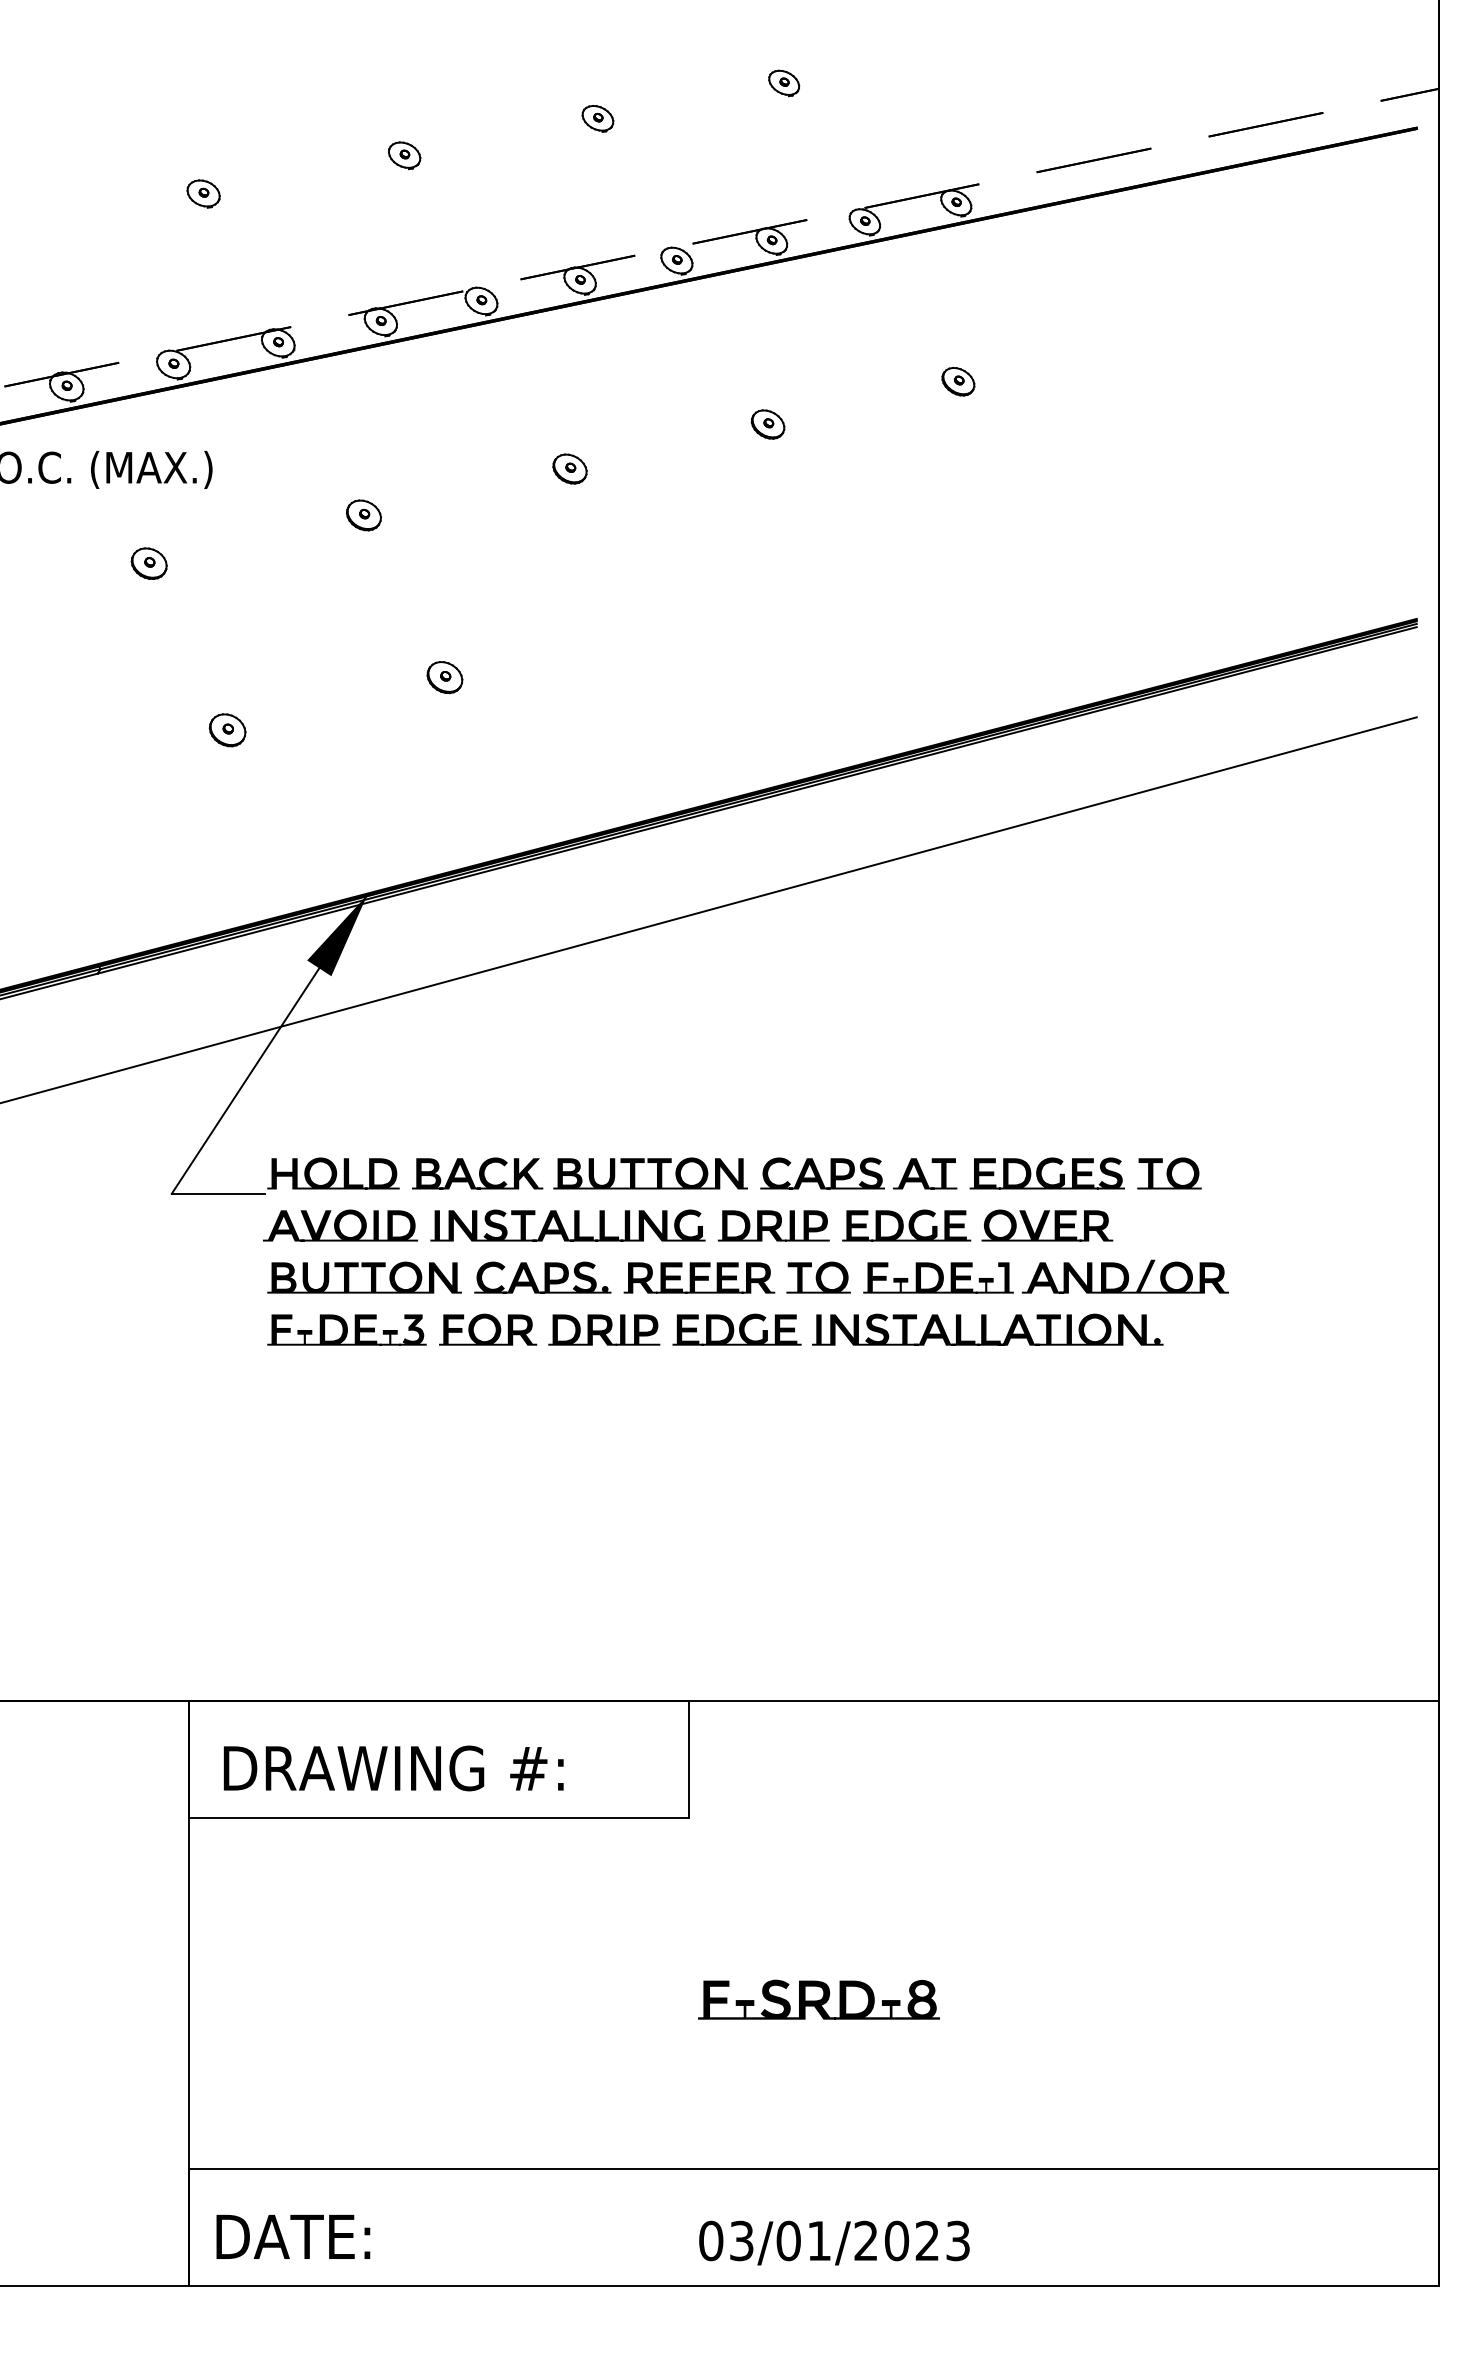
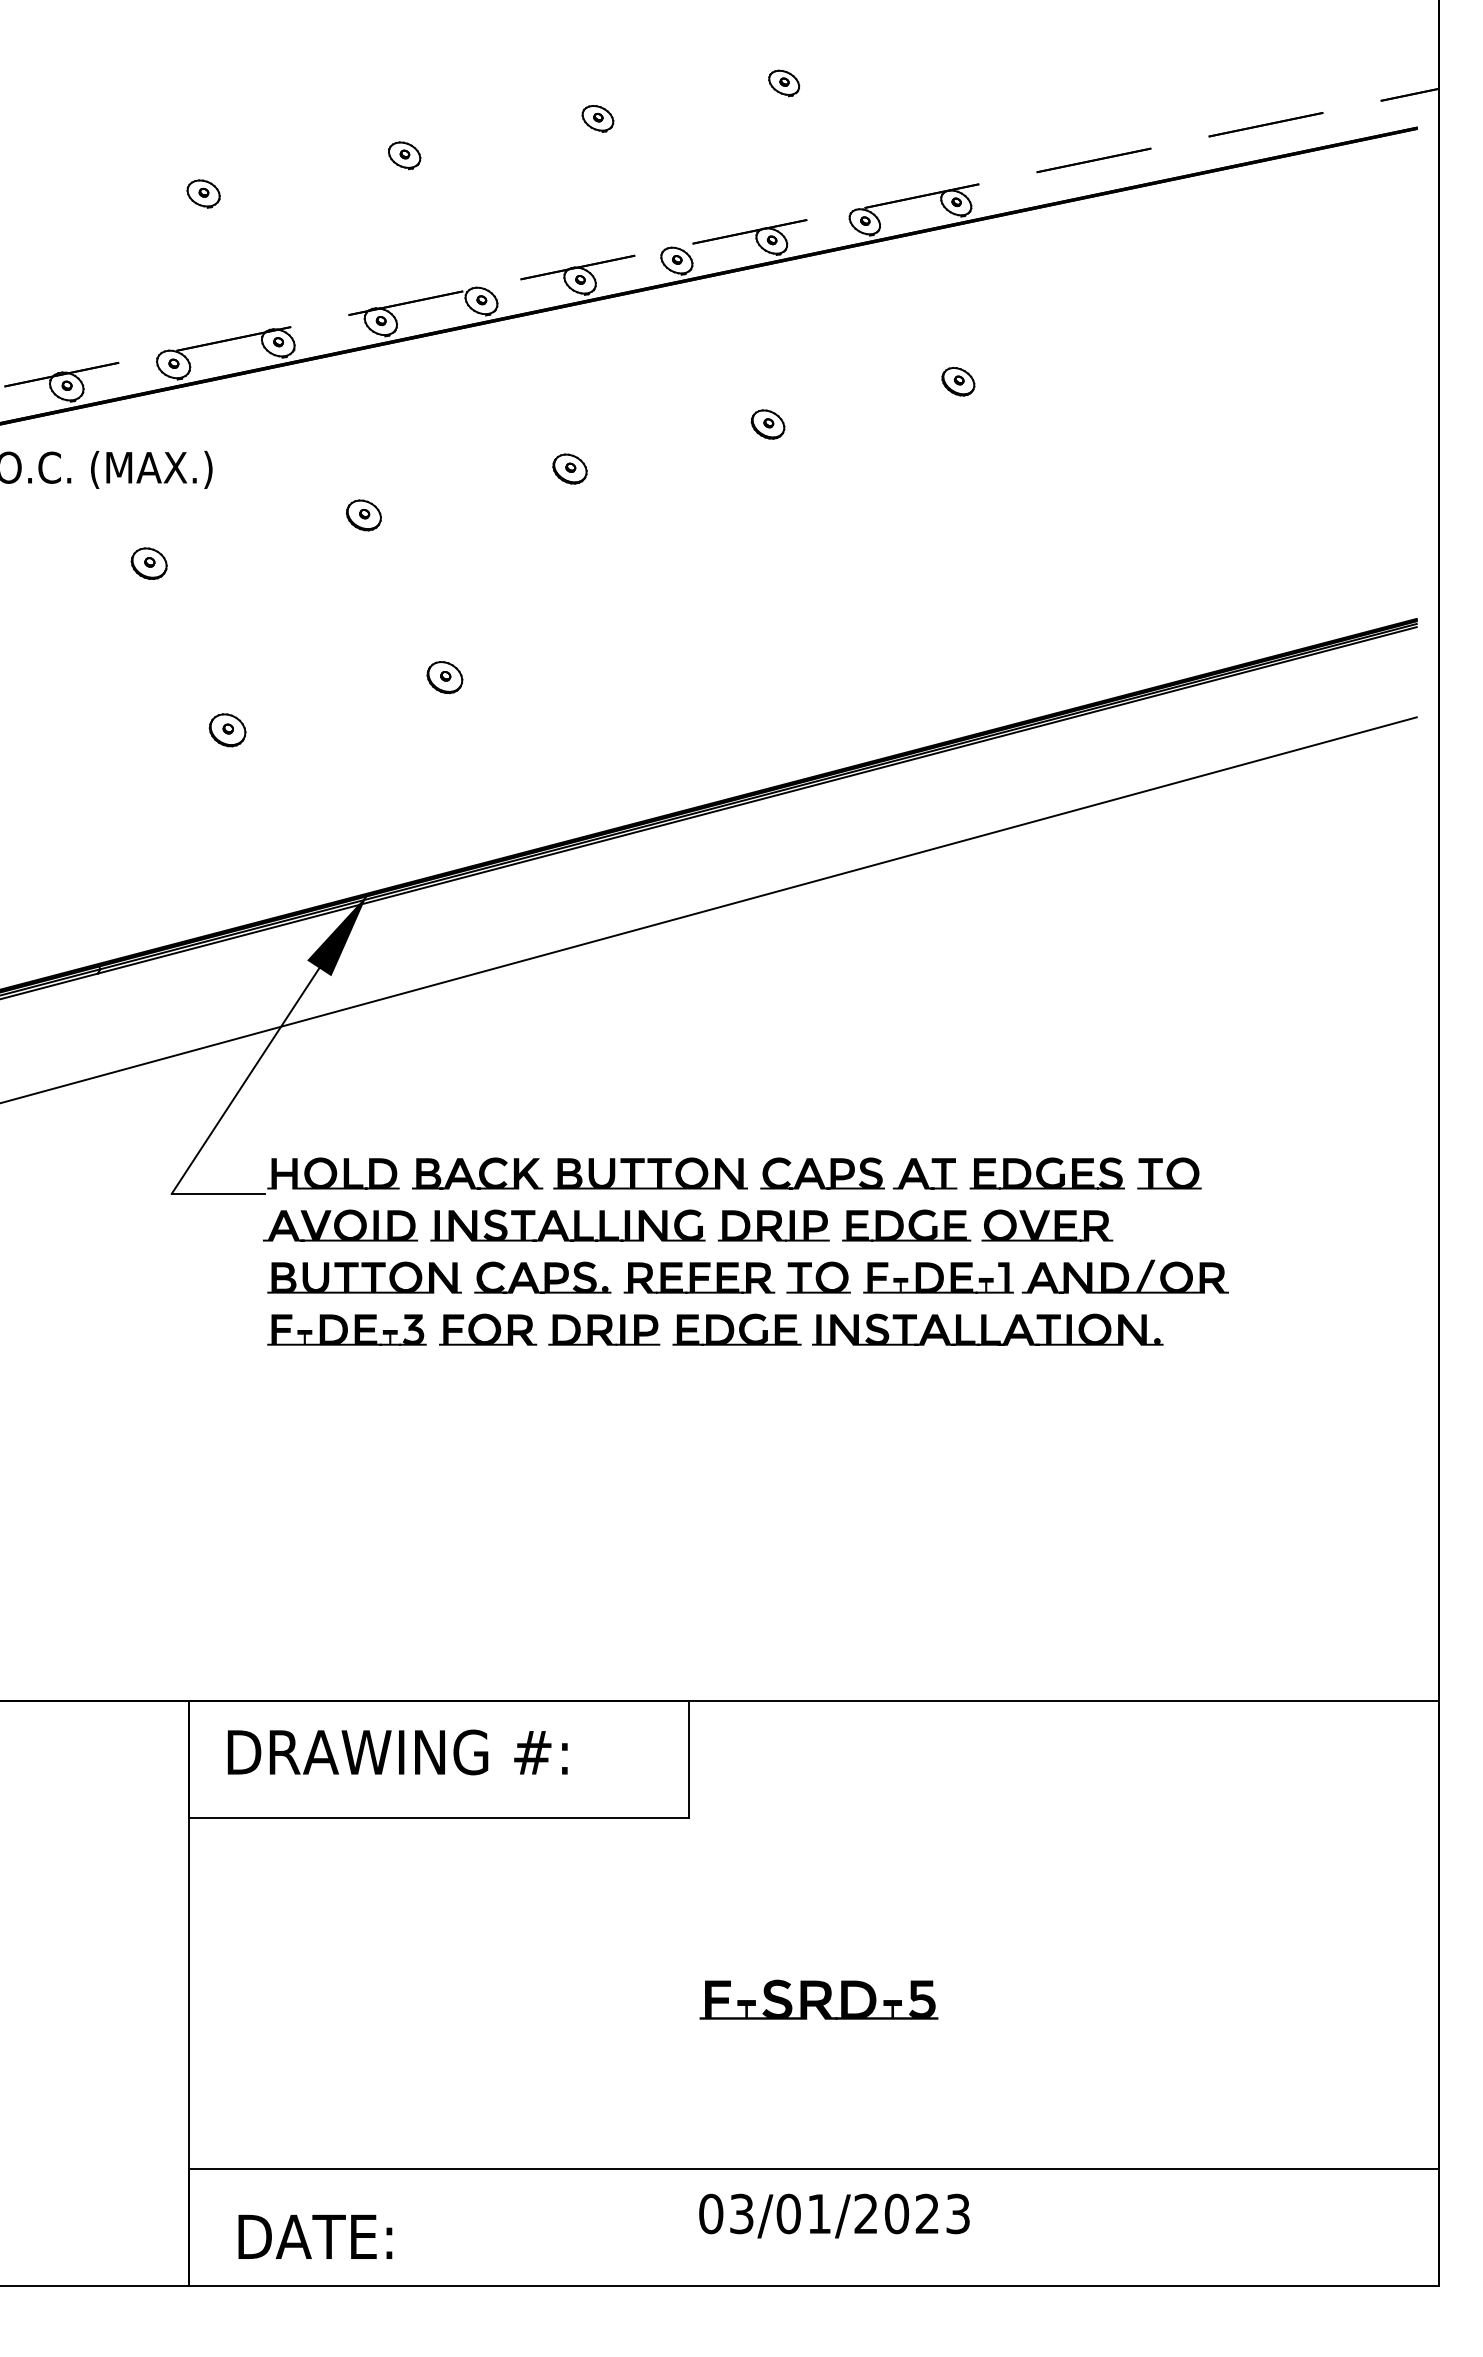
text position: (393, 1768) -> (397, 1752) (397, 1752)
text: F-SRD-8 -> F-SRD-5 (818, 1999)
text position: (293, 2236) -> (315, 2236) (315, 2236)
text position: (834, 2242) -> (834, 2215) (834, 2215)
